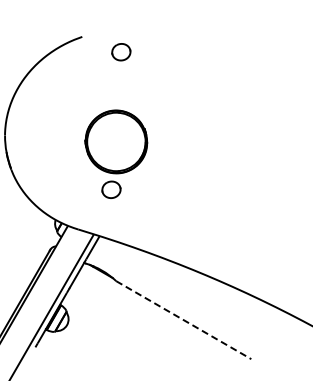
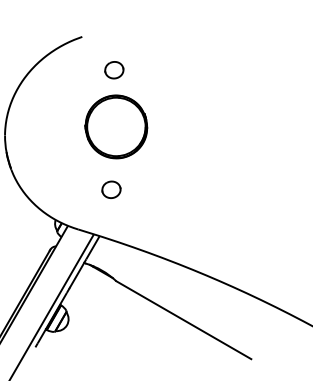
part position: (121, 52) -> (114, 70) (114, 70)
part position: (116, 141) -> (116, 126) (116, 126)
line: dashed -> solid (183, 320)
